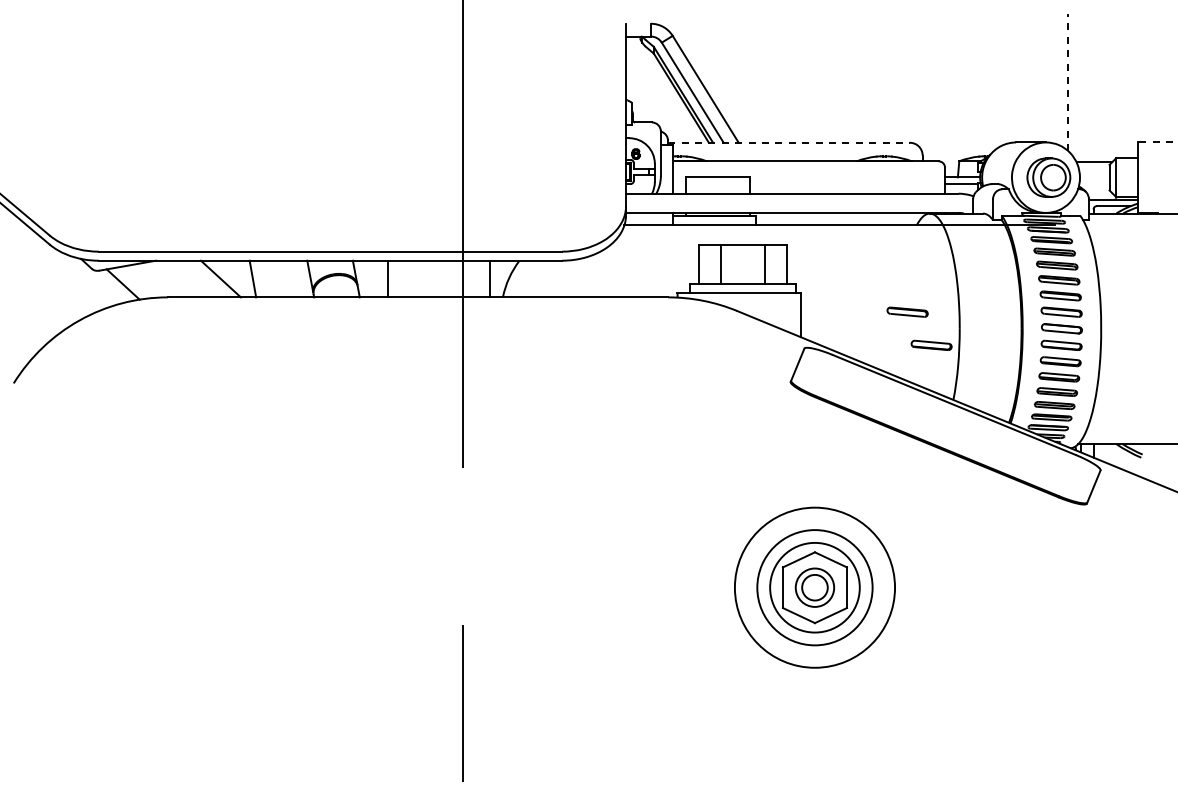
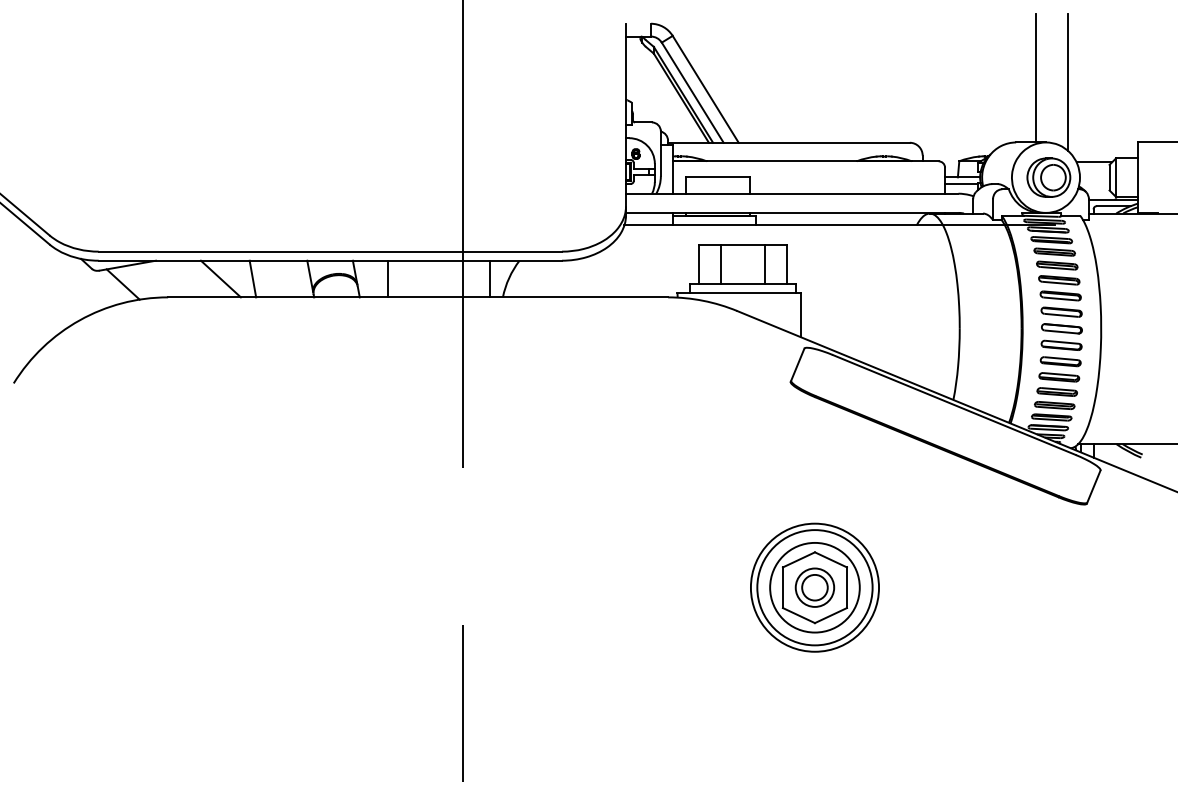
line: none -> present (1035, 78)
line: dashed -> solid (1067, 82)
line: dashed -> solid (788, 142)
line: dashed -> solid (1157, 142)
part: present -> none (907, 311)
part: present -> none (931, 344)
circle diameter: 160 px -> 128 px (814, 587)
